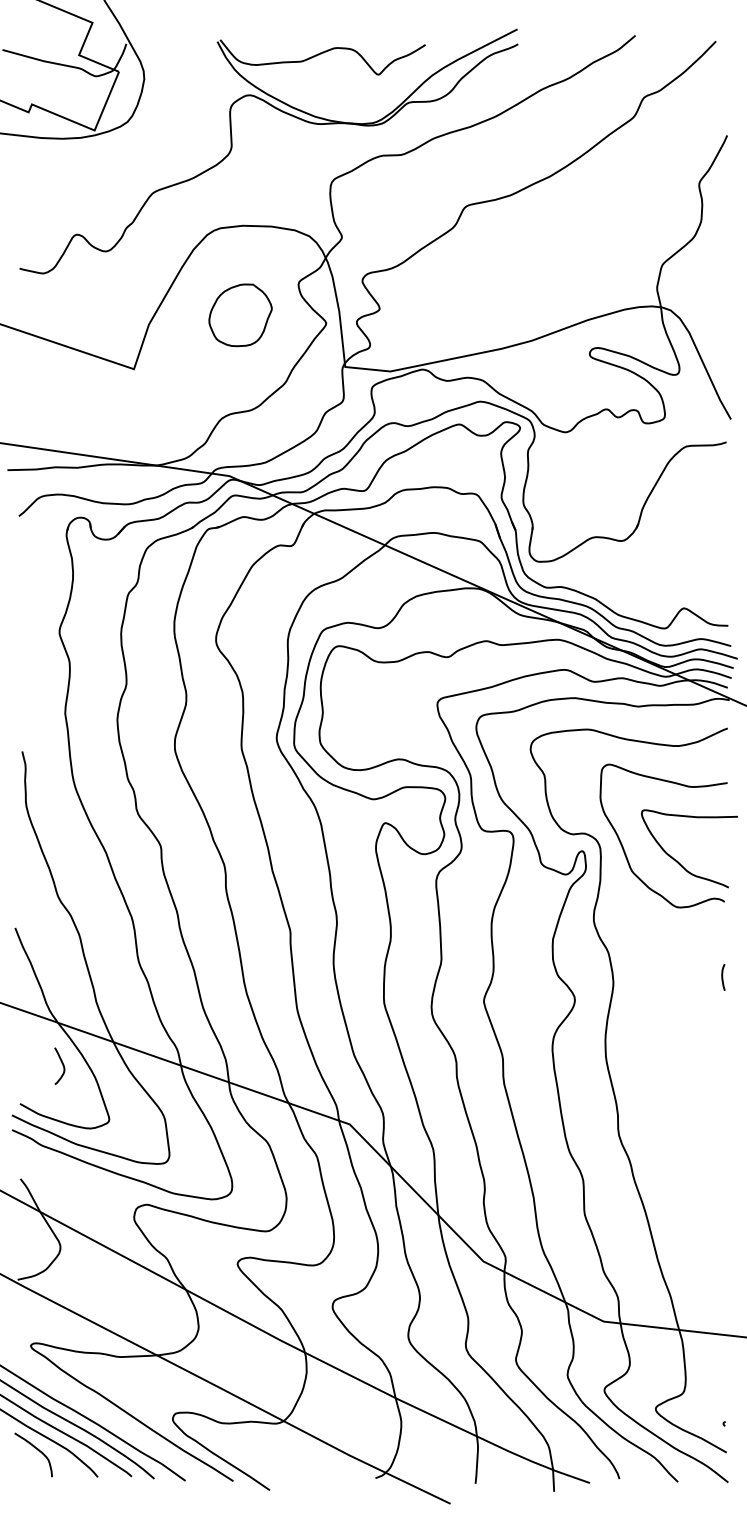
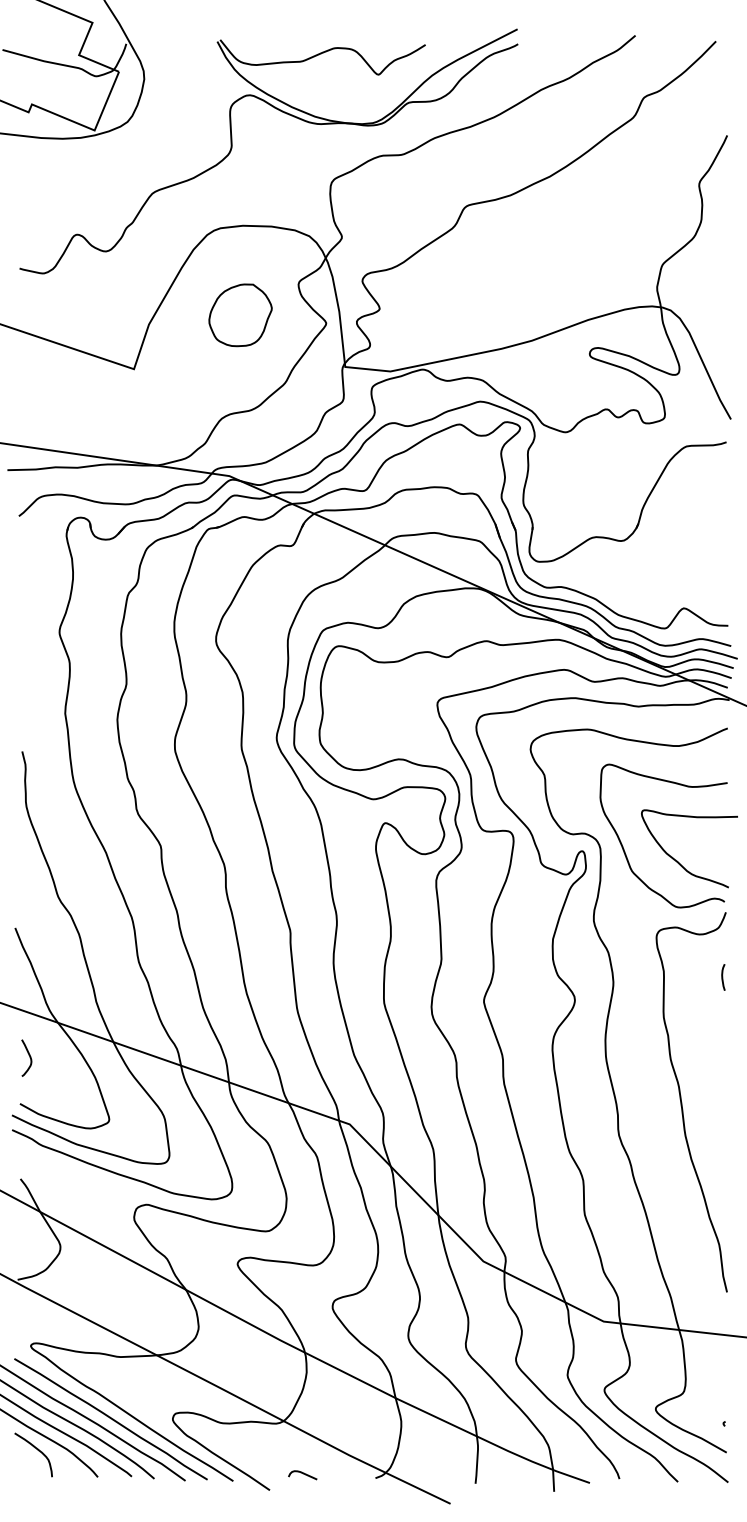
curve position: (61, 1063) -> (28, 1055) (28, 1055)
curve: none -> present (682, 1102)
curve: none -> present (110, 1419)
curve: none -> present (303, 1474)
